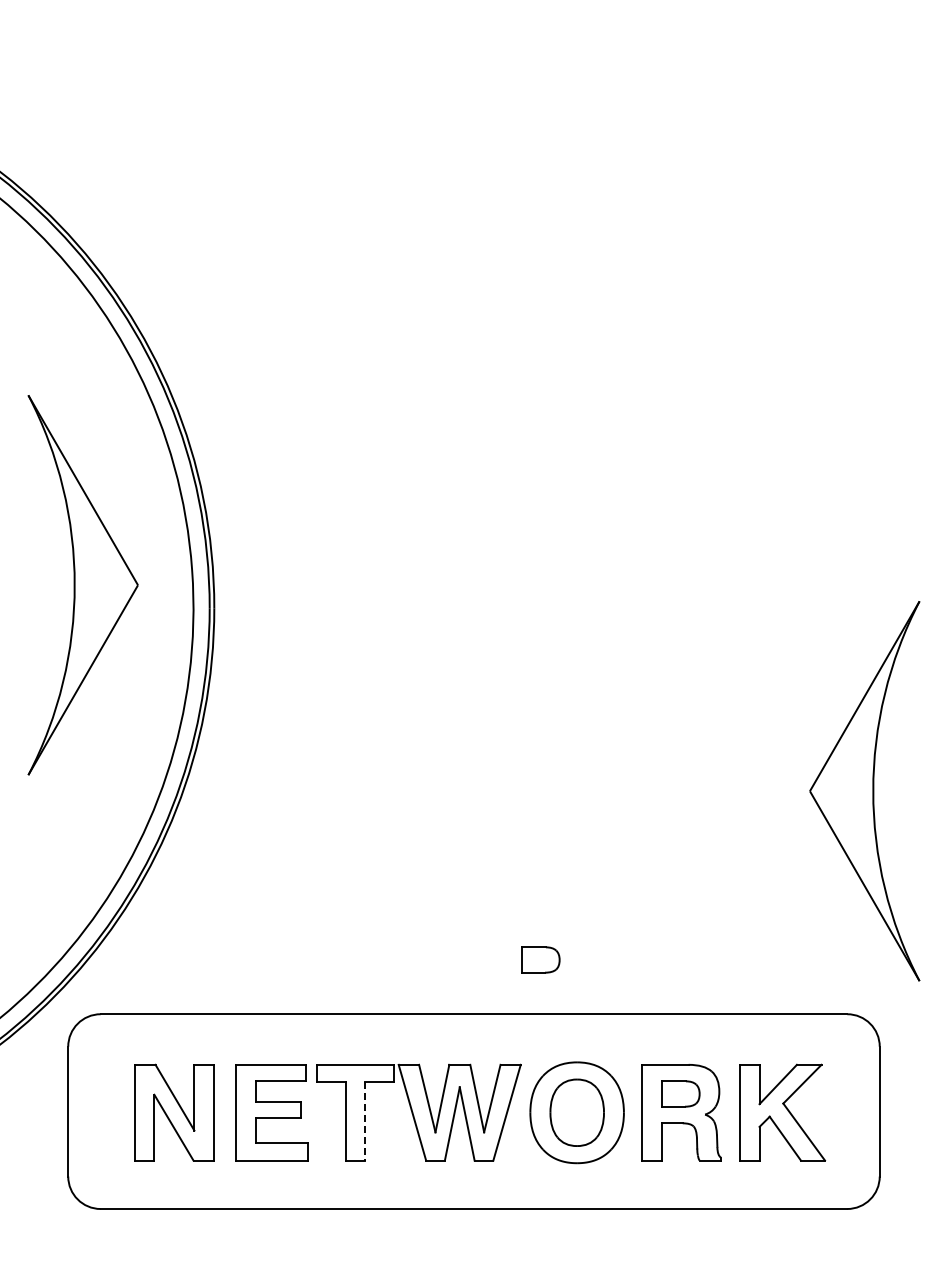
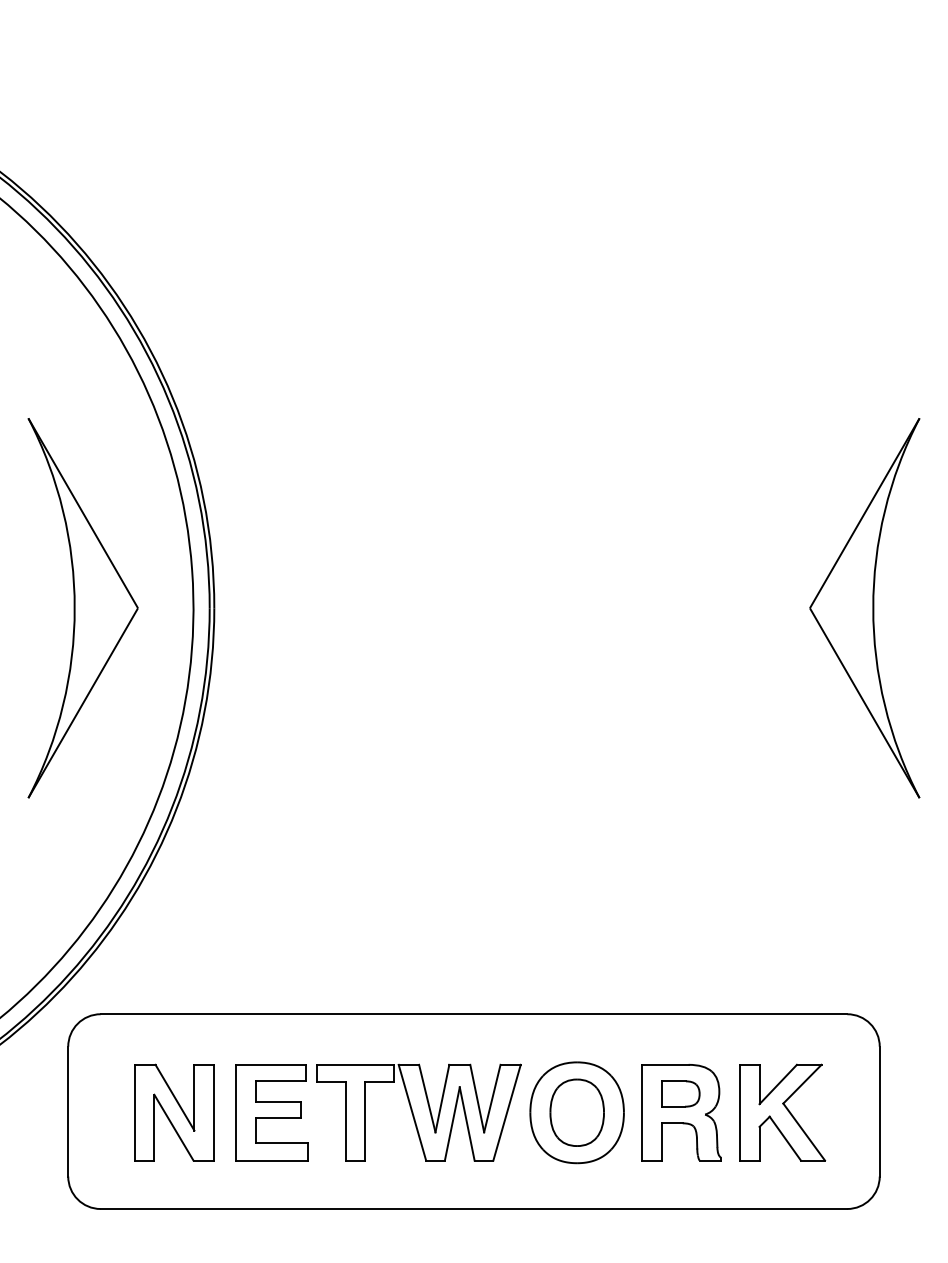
part position: (82, 585) -> (82, 608) (82, 608)
part position: (864, 791) -> (864, 608) (864, 608)
part: present -> none (540, 959)
line: dashed -> solid (365, 1121)
